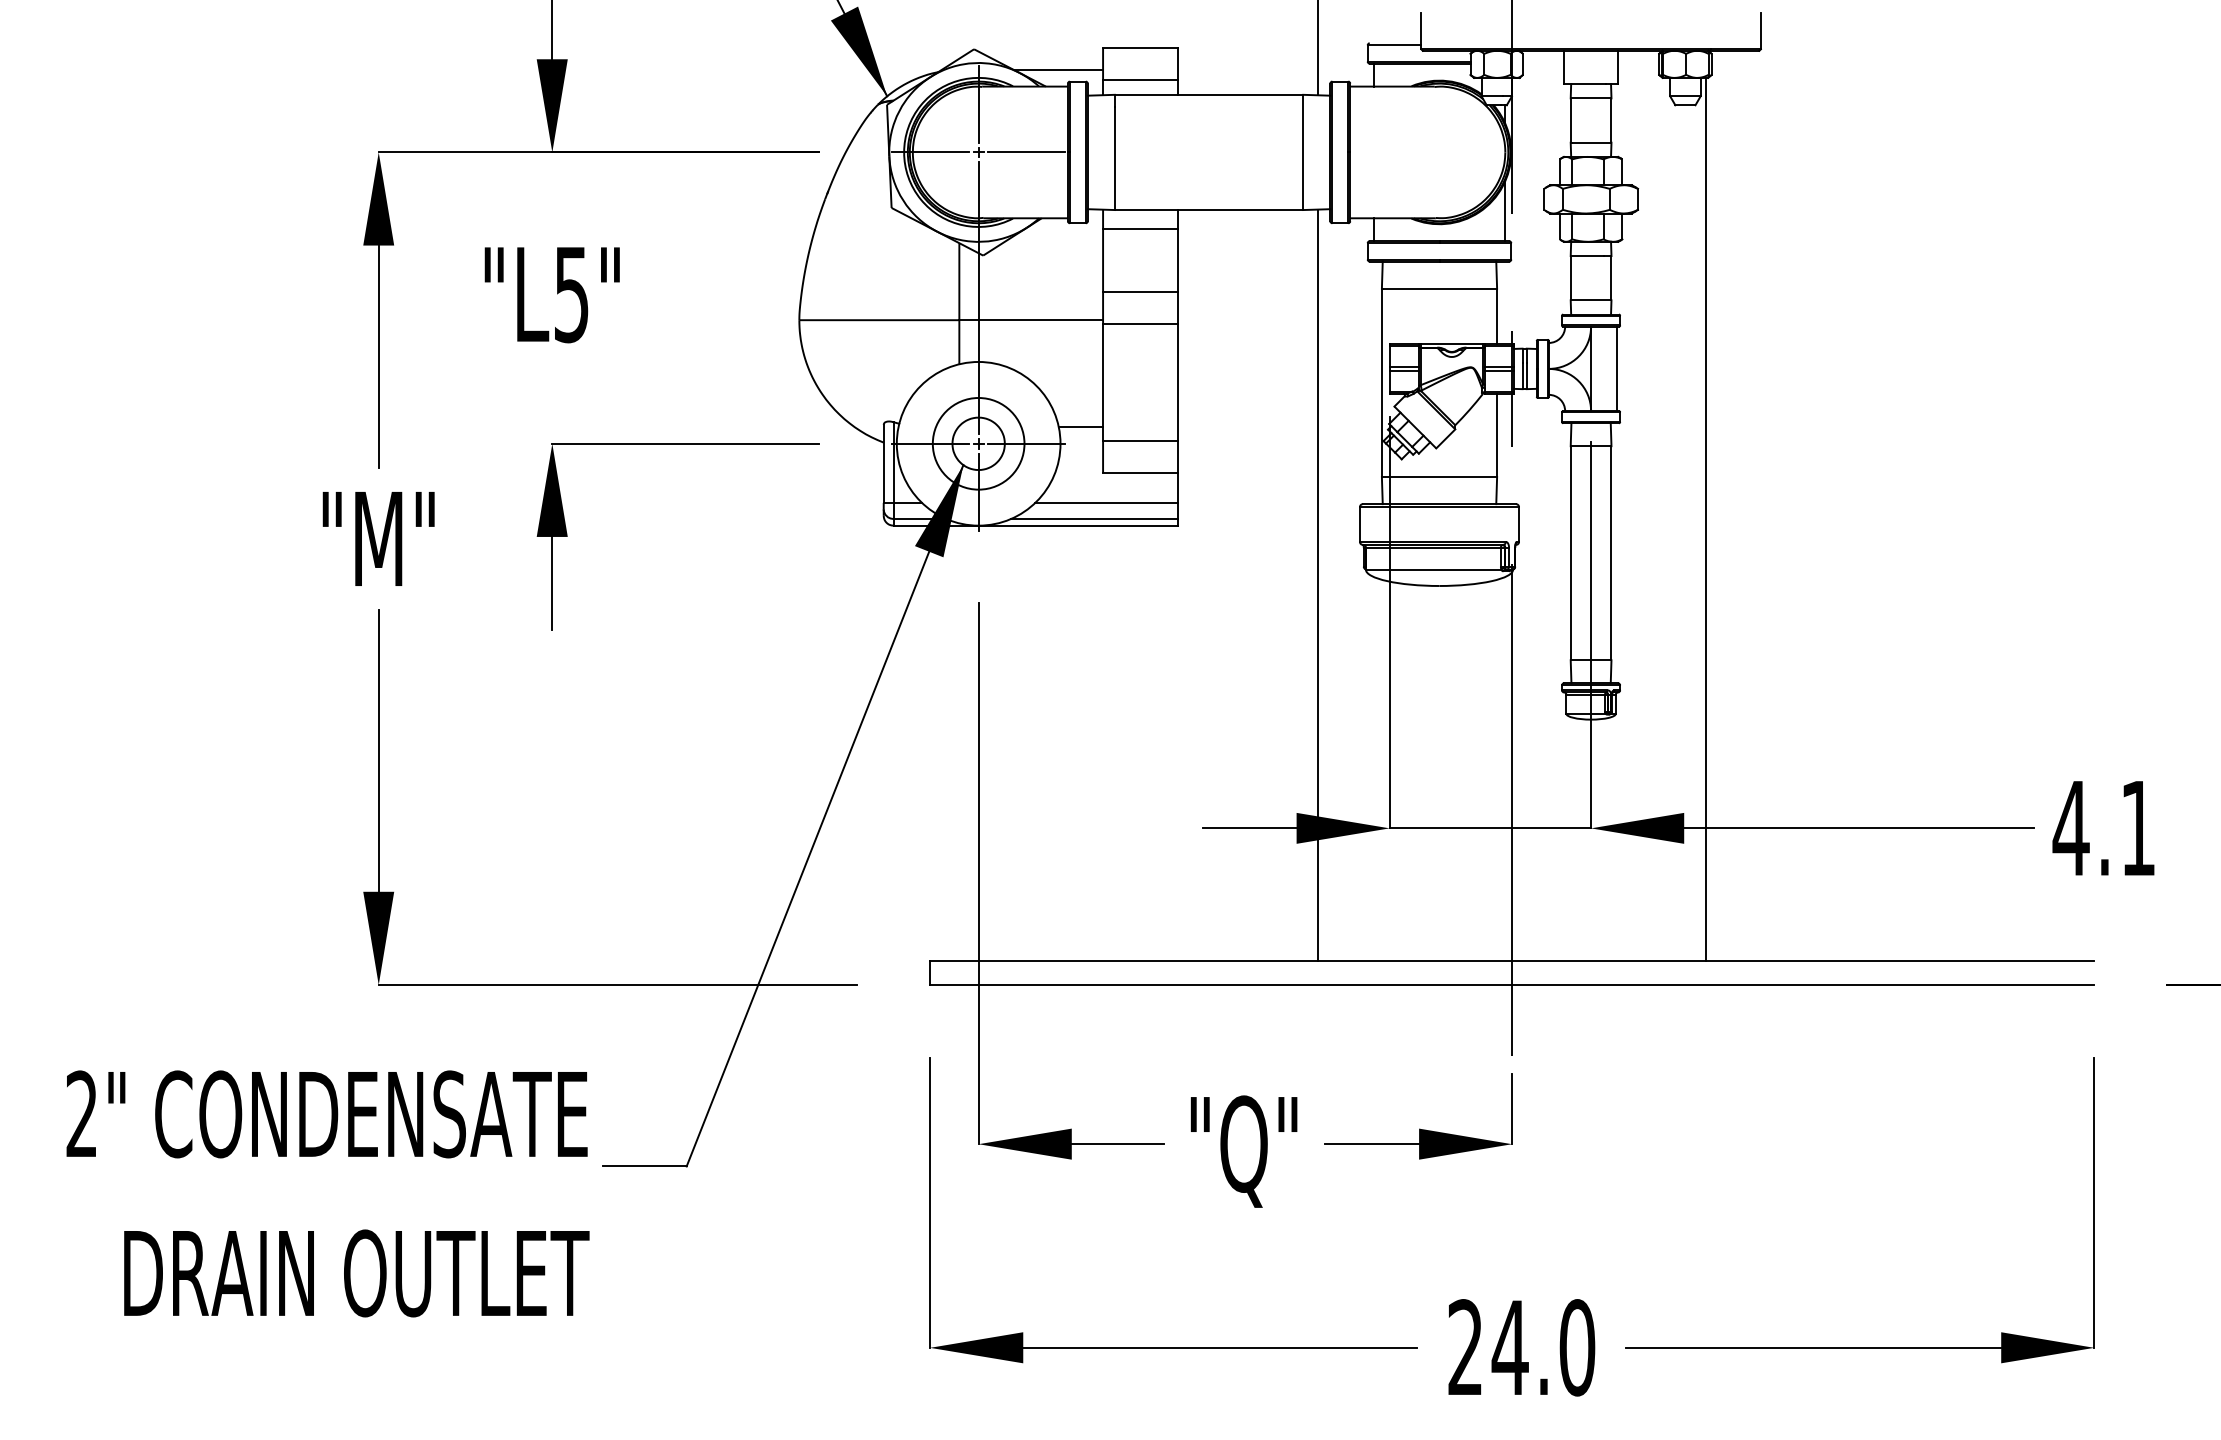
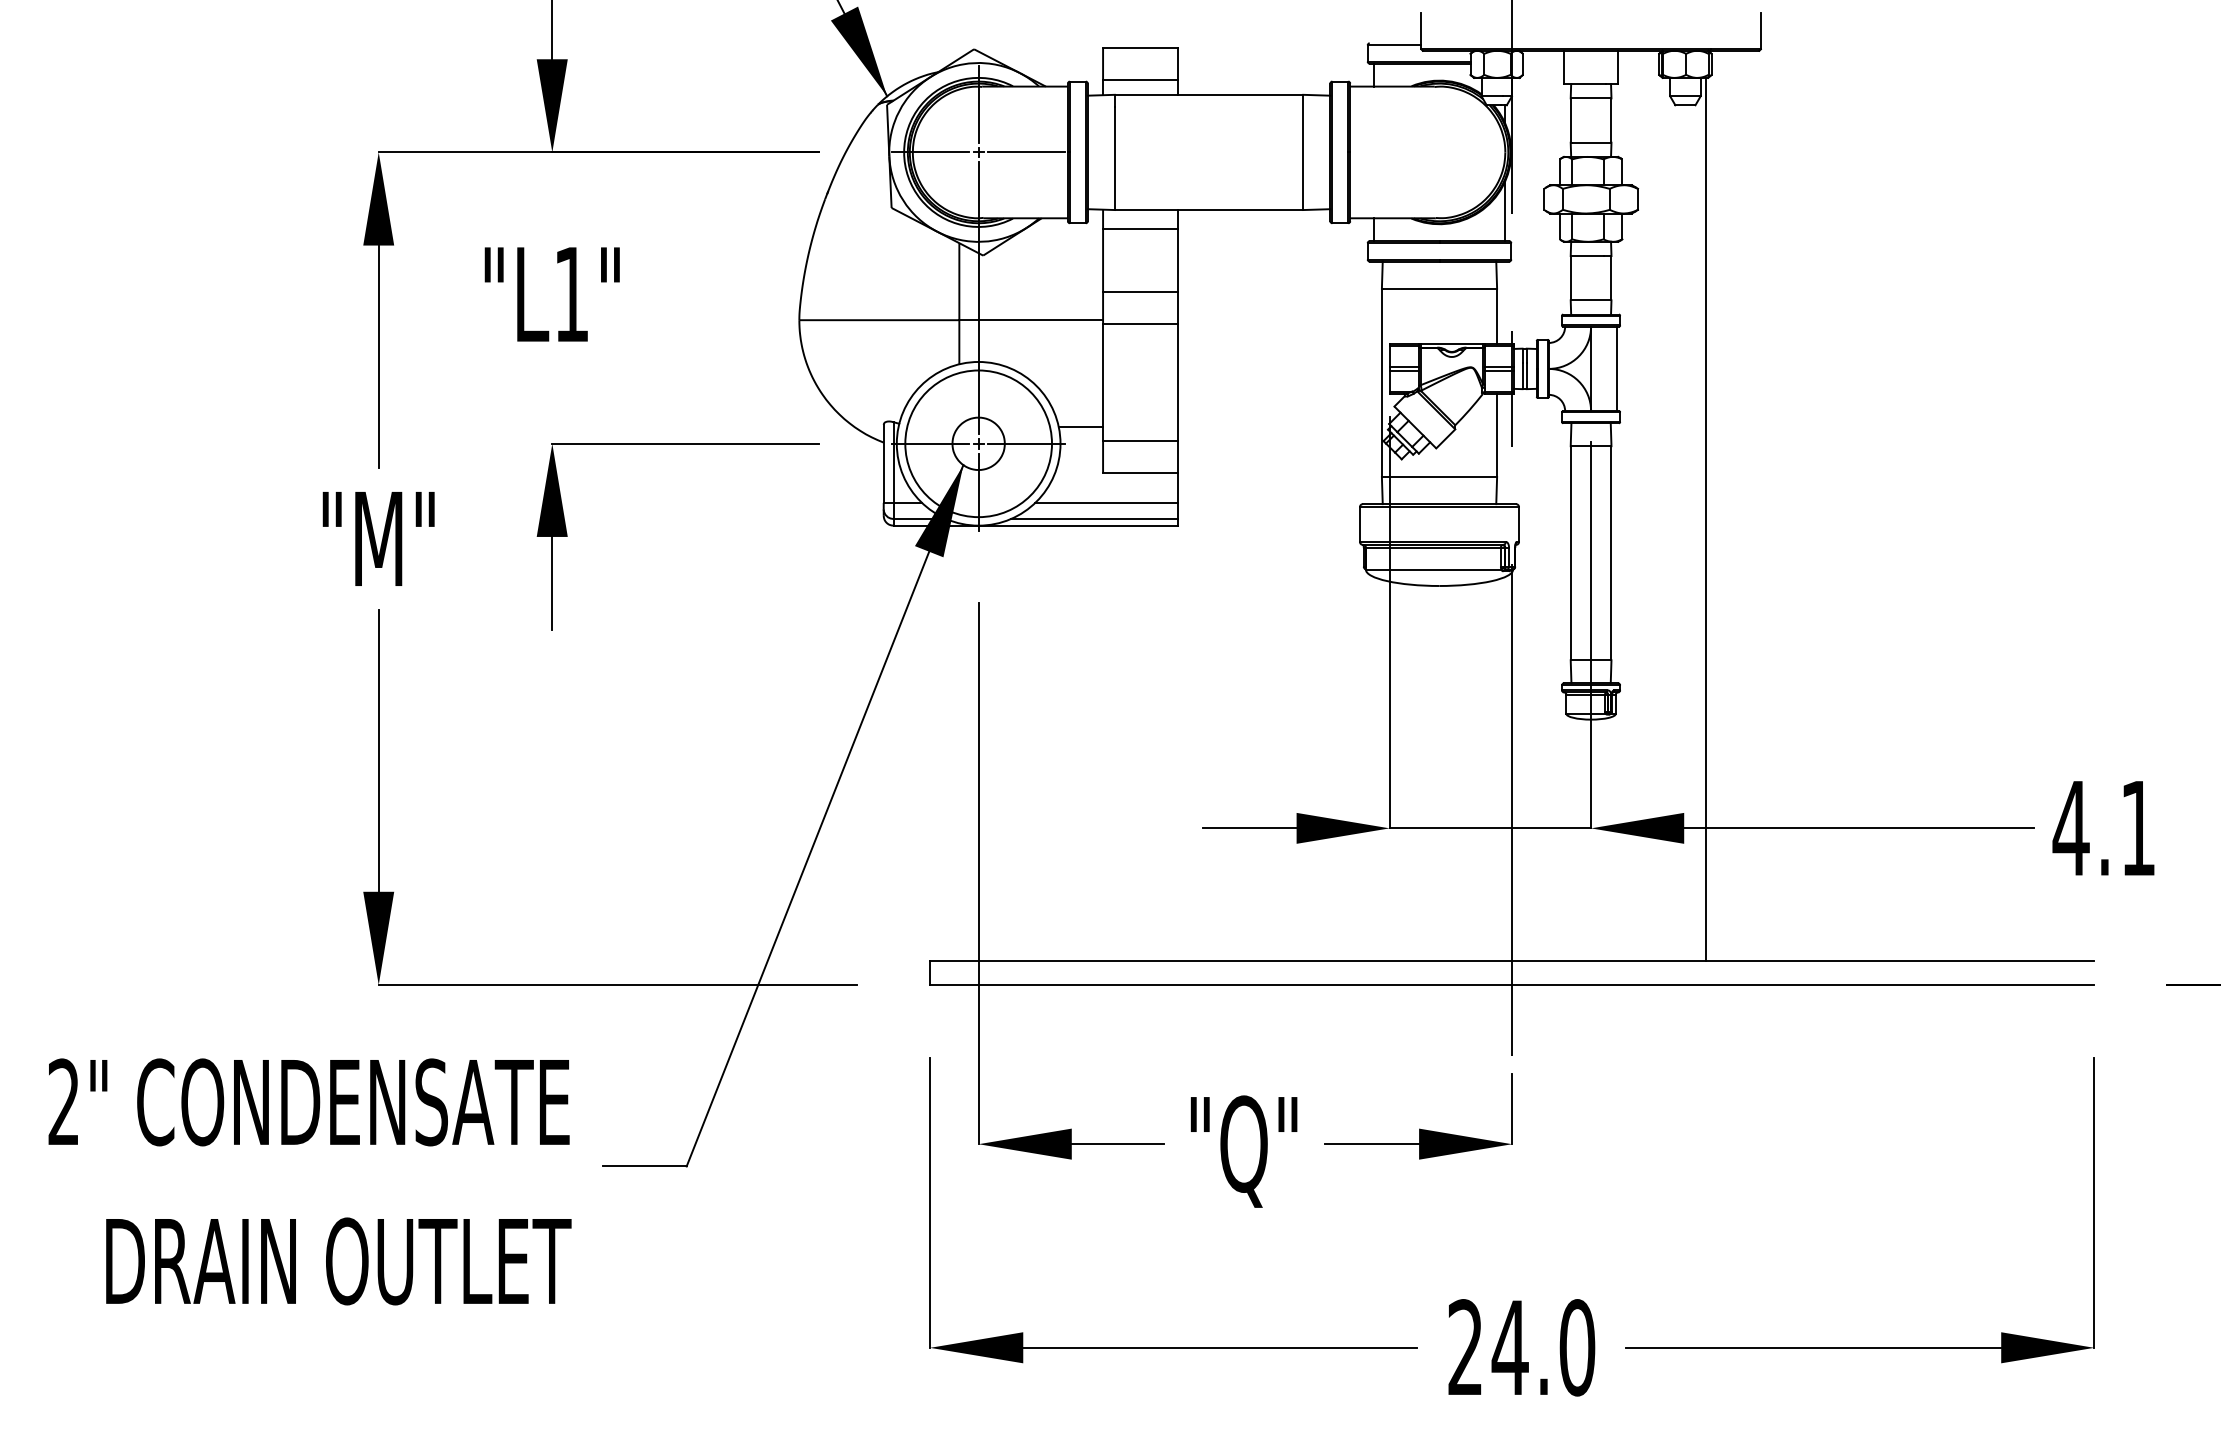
line: present -> none (1318, 48)
line: present -> none (1058, 69)
text: "L5" -> "L1" (571, 295)
circle diameter: 92 px -> 147 px (978, 443)
line: present -> none (1318, 584)
text position: (327, 1193) -> (309, 1181) (309, 1181)
